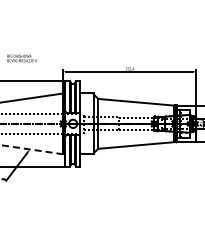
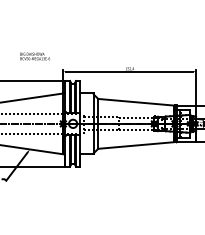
text position: (22, 58) -> (35, 56) (35, 56)
line: dashed -> solid (31, 149)
